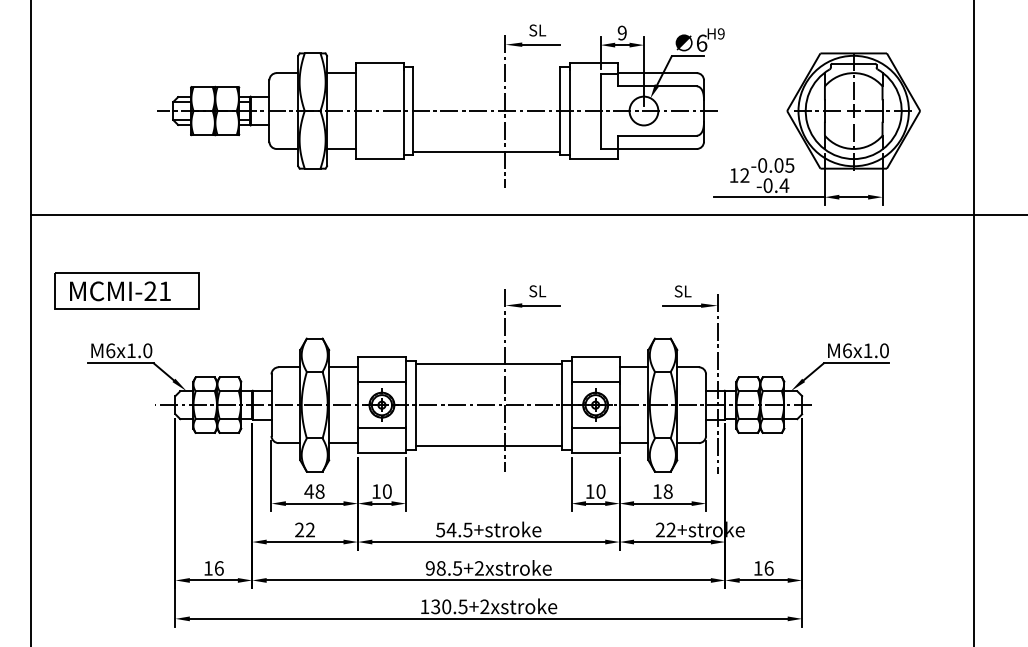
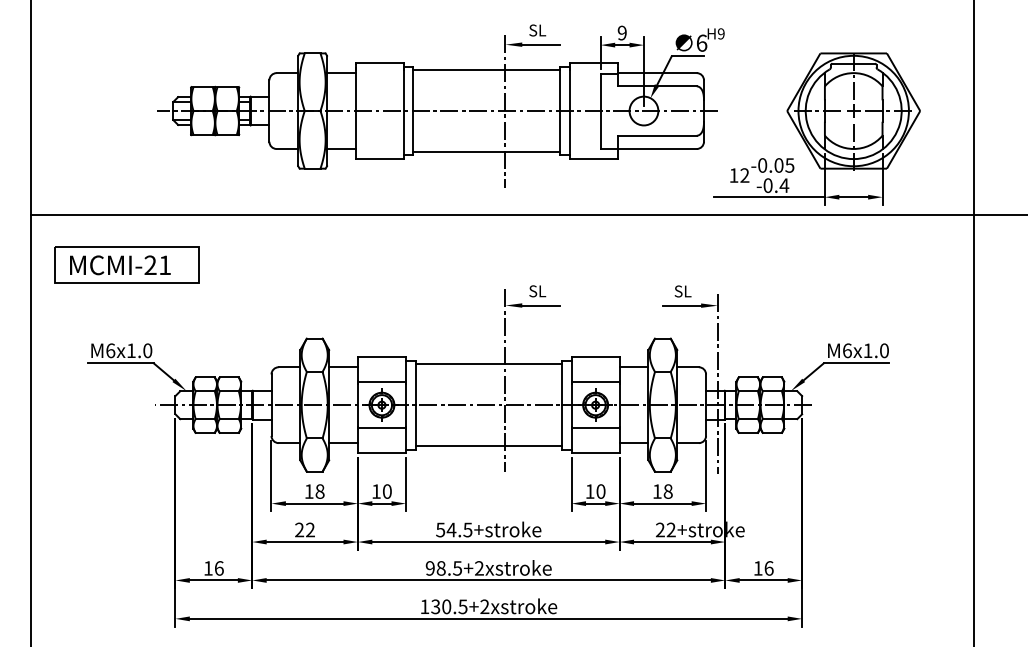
line: none -> present (486, 70)
part position: (126, 290) -> (126, 264) (126, 264)
text: 48 -> 18 (308, 491)
